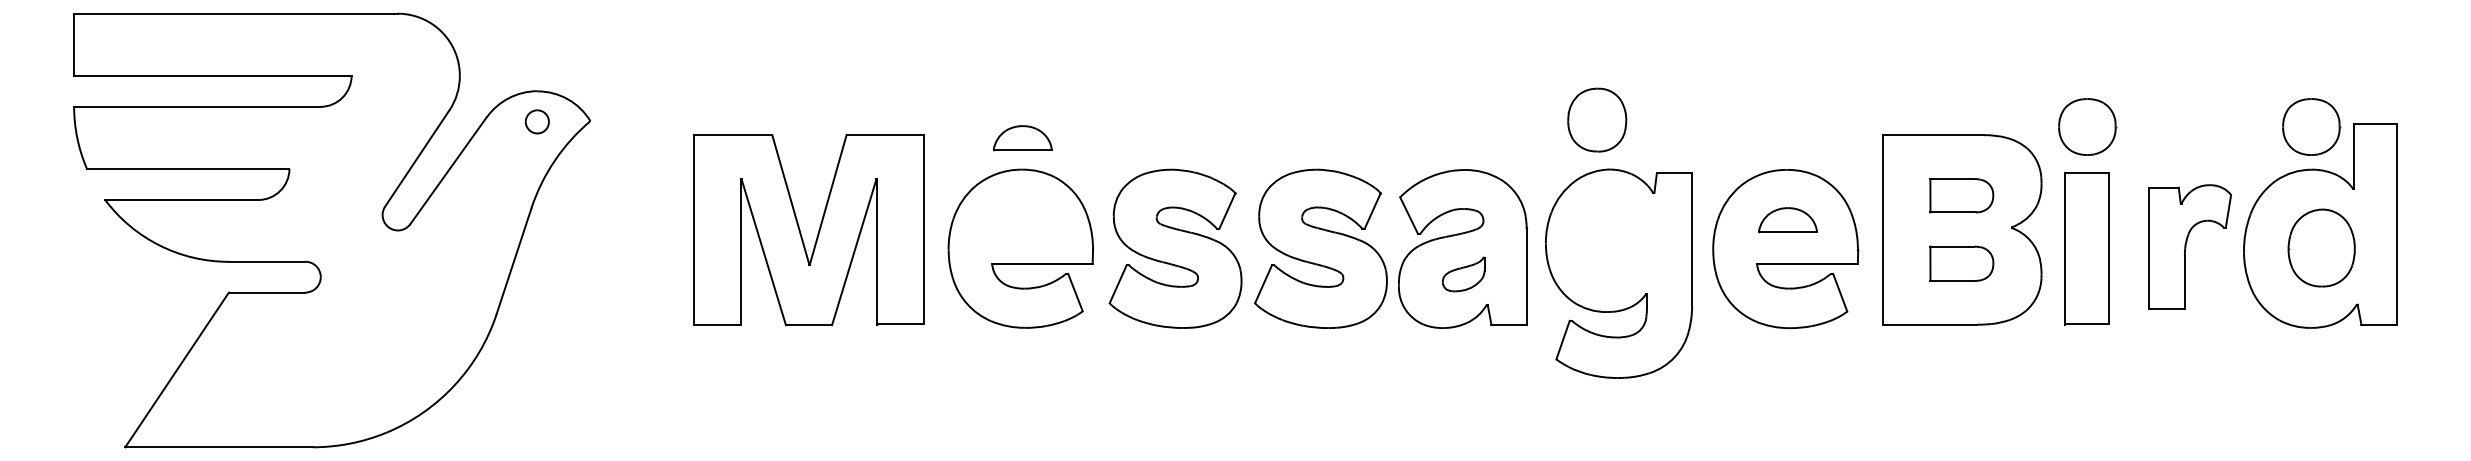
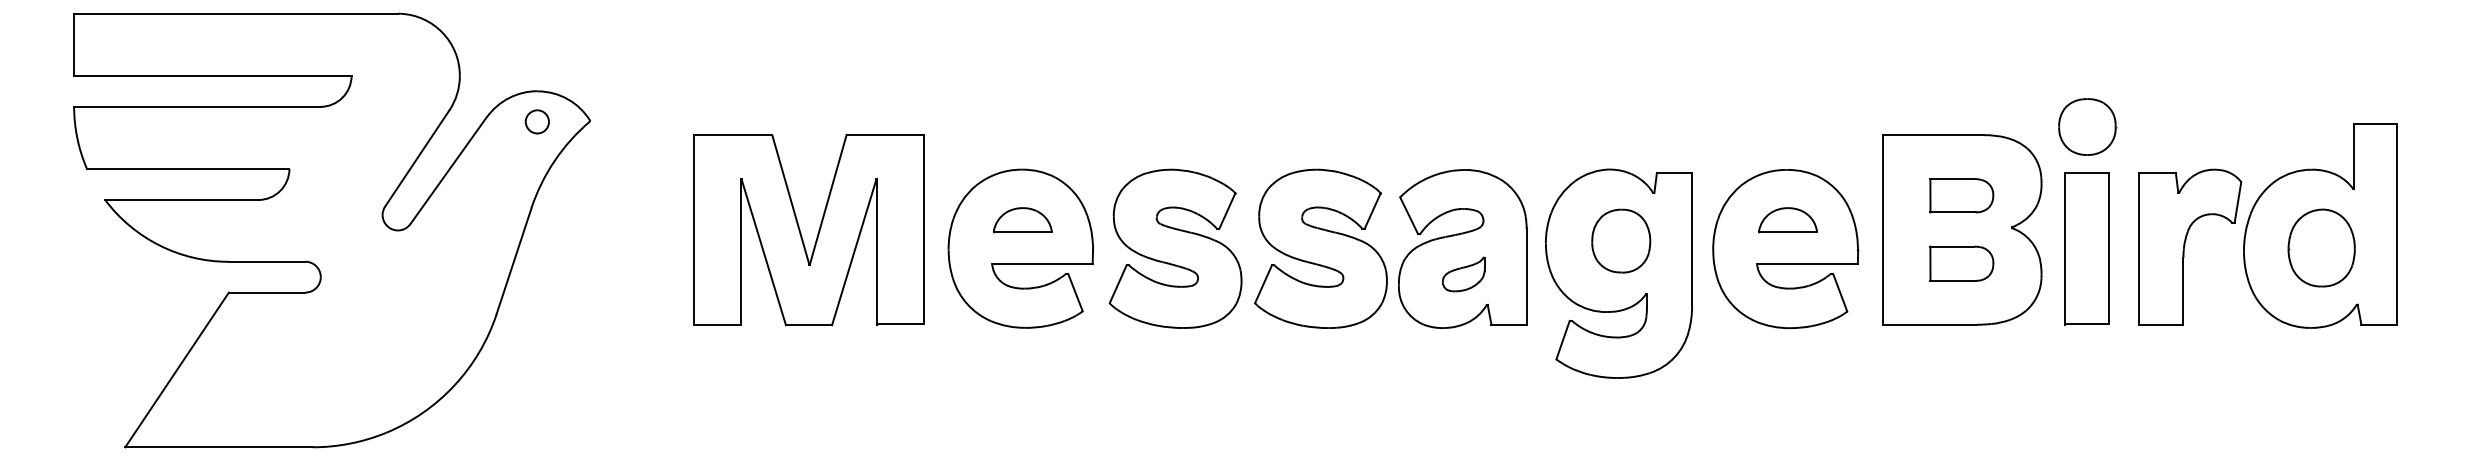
part position: (1597, 119) -> (1621, 240) (1621, 240)
part: present -> none (2311, 126)
part position: (1022, 138) -> (1022, 220) (1022, 220)
part size: 84x126 px -> 105x158 px (2190, 246)
